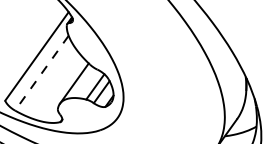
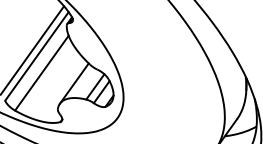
line: none -> present (33, 49)
line: dashed -> solid (41, 73)
